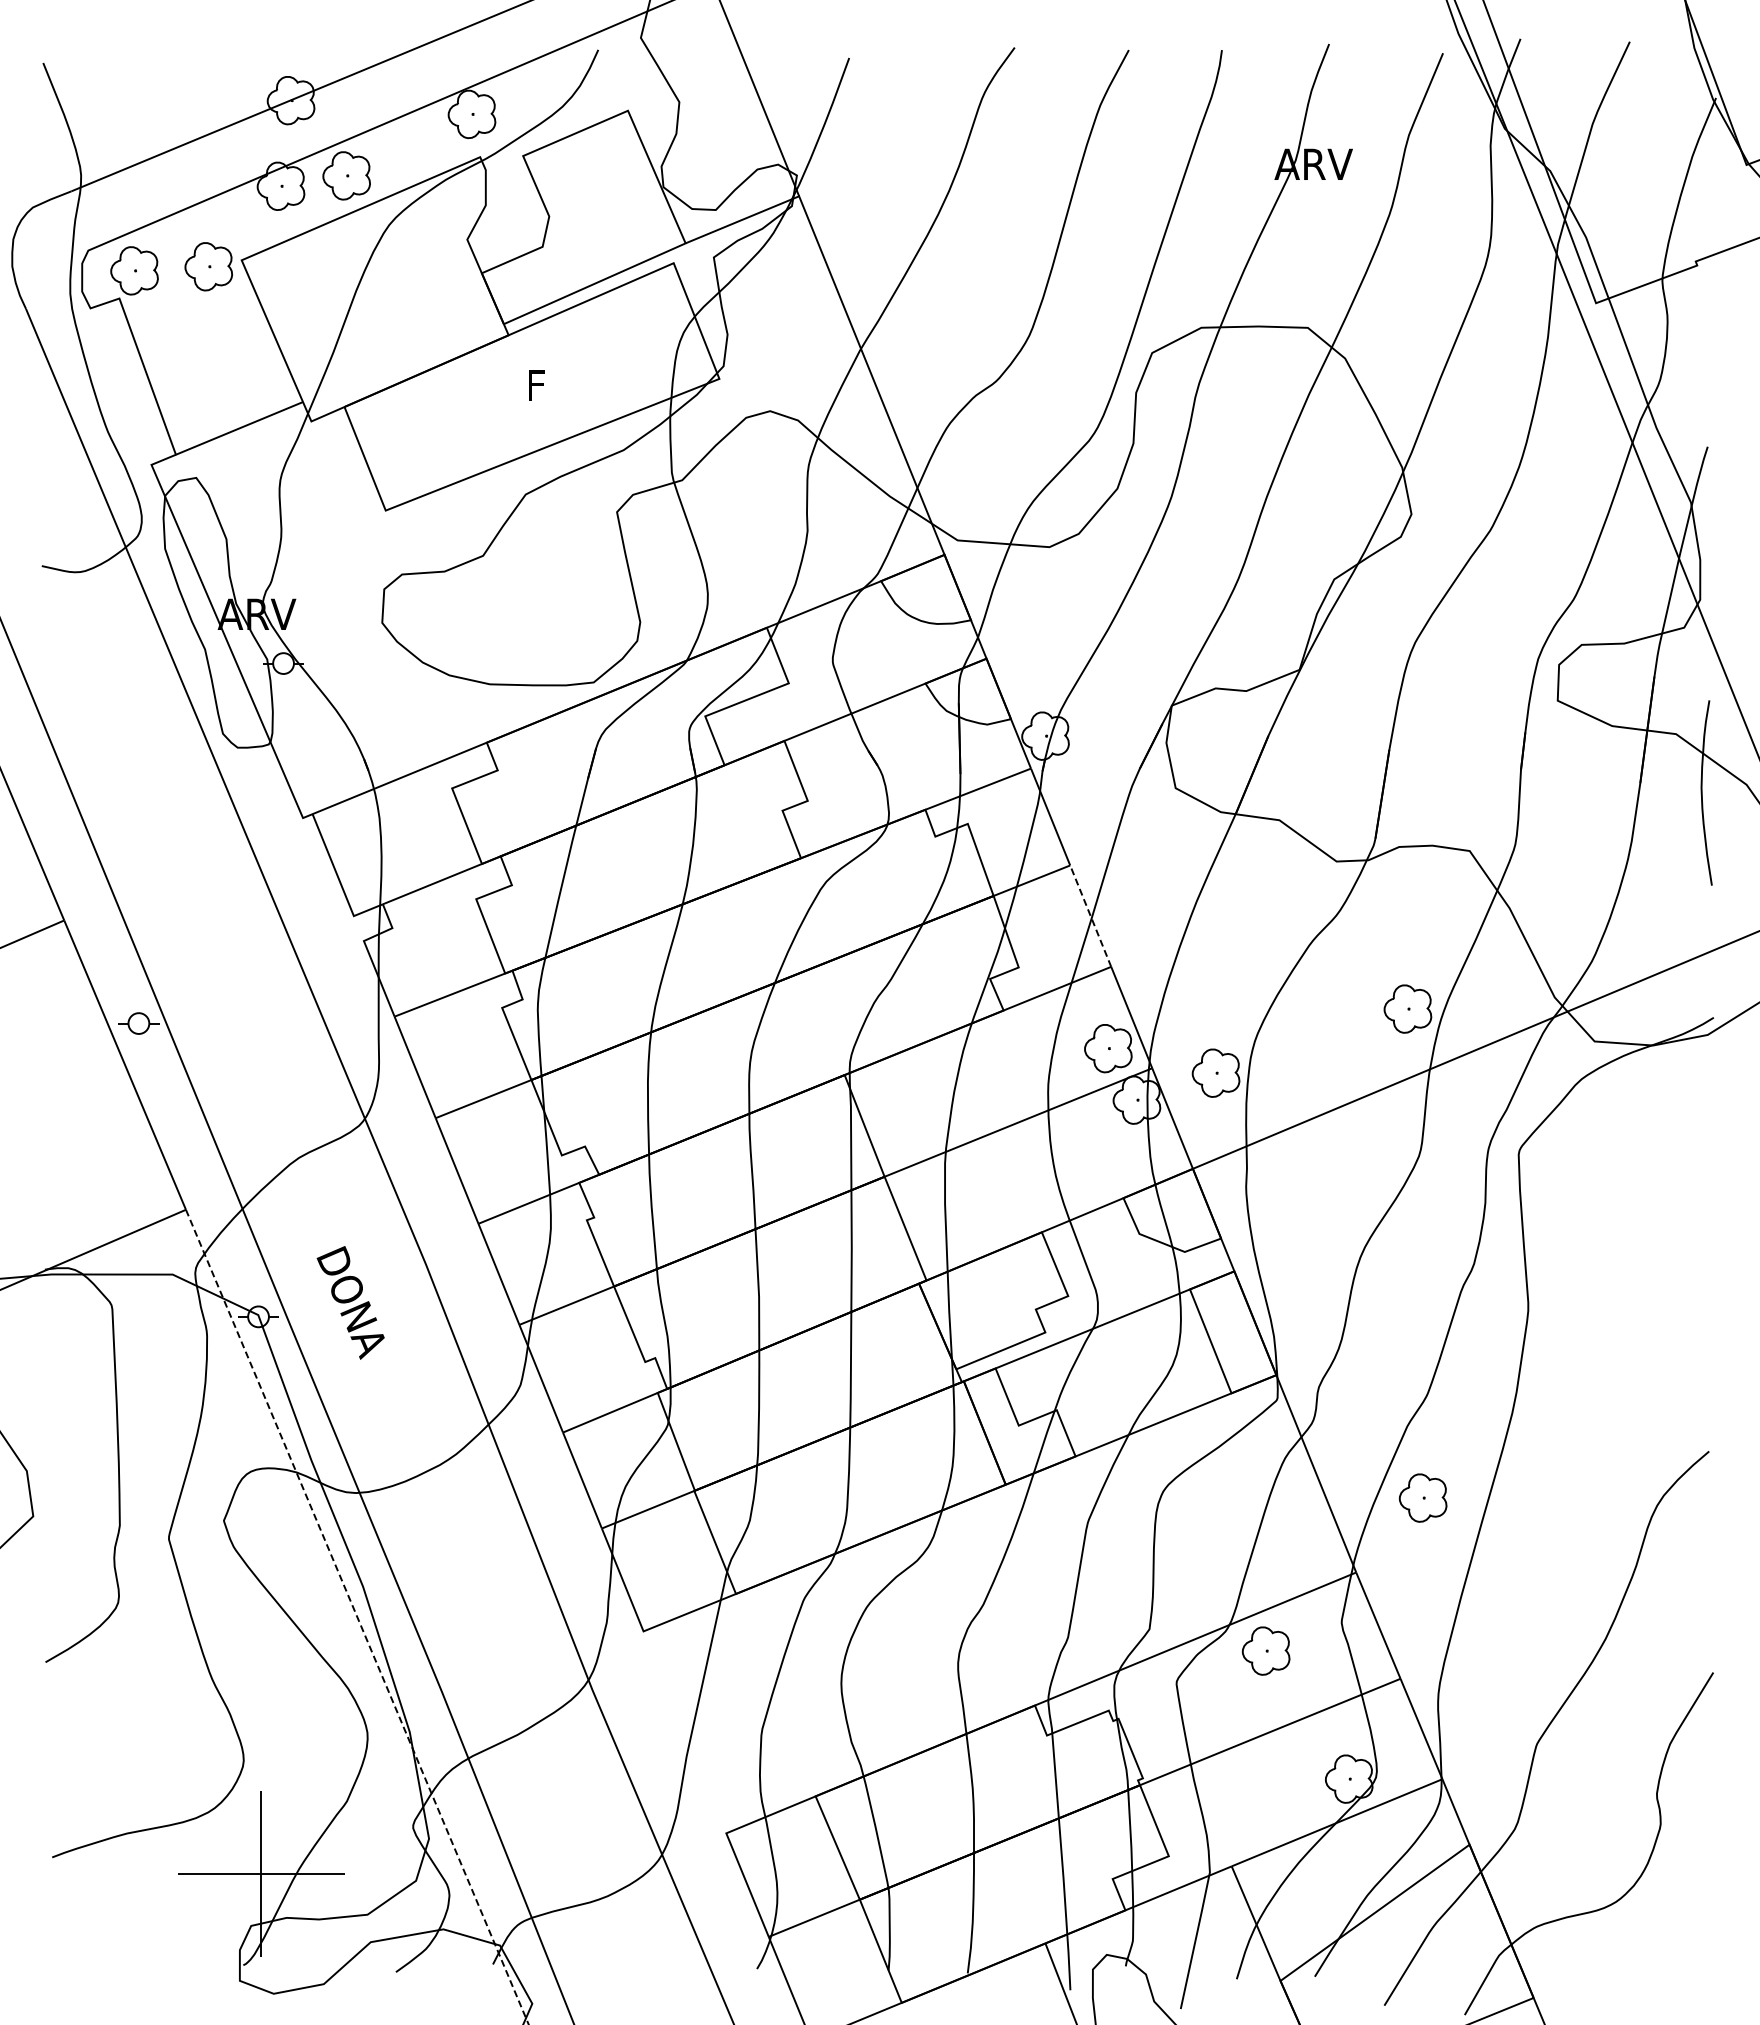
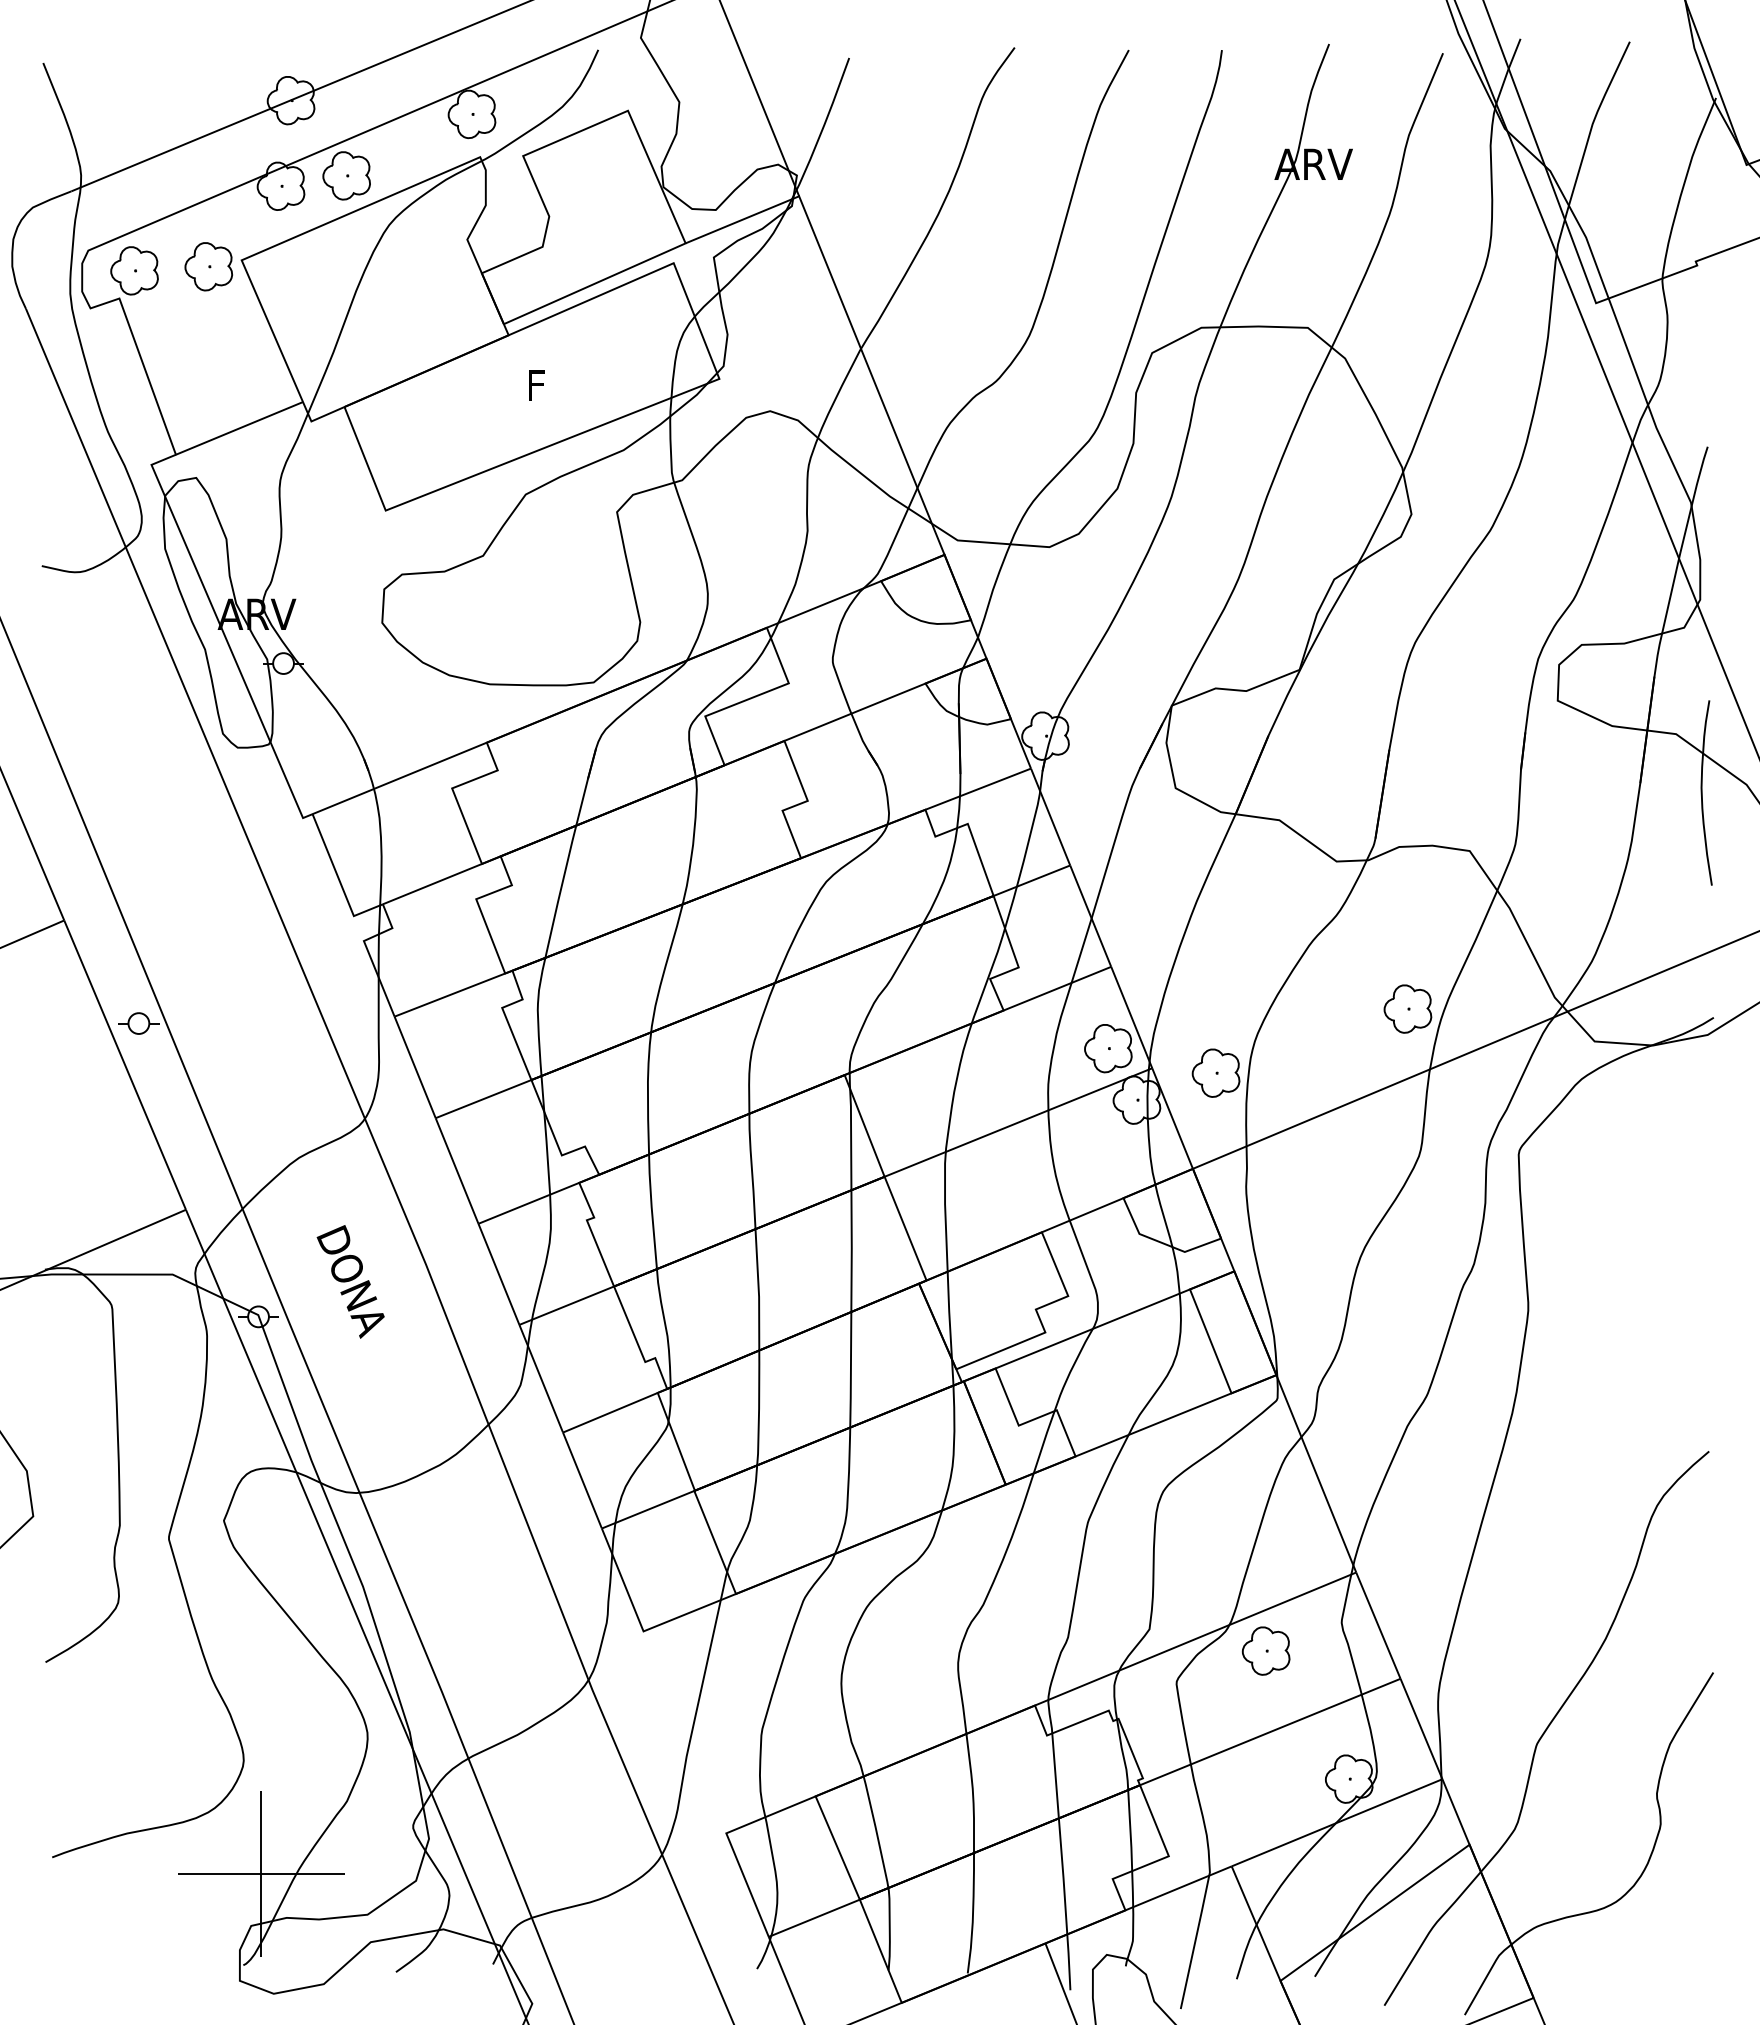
line: dashed -> solid (1090, 916)
text position: (350, 1302) -> (350, 1281) (350, 1281)
part: present -> none (1422, 1497)
line: dashed -> solid (357, 1617)
